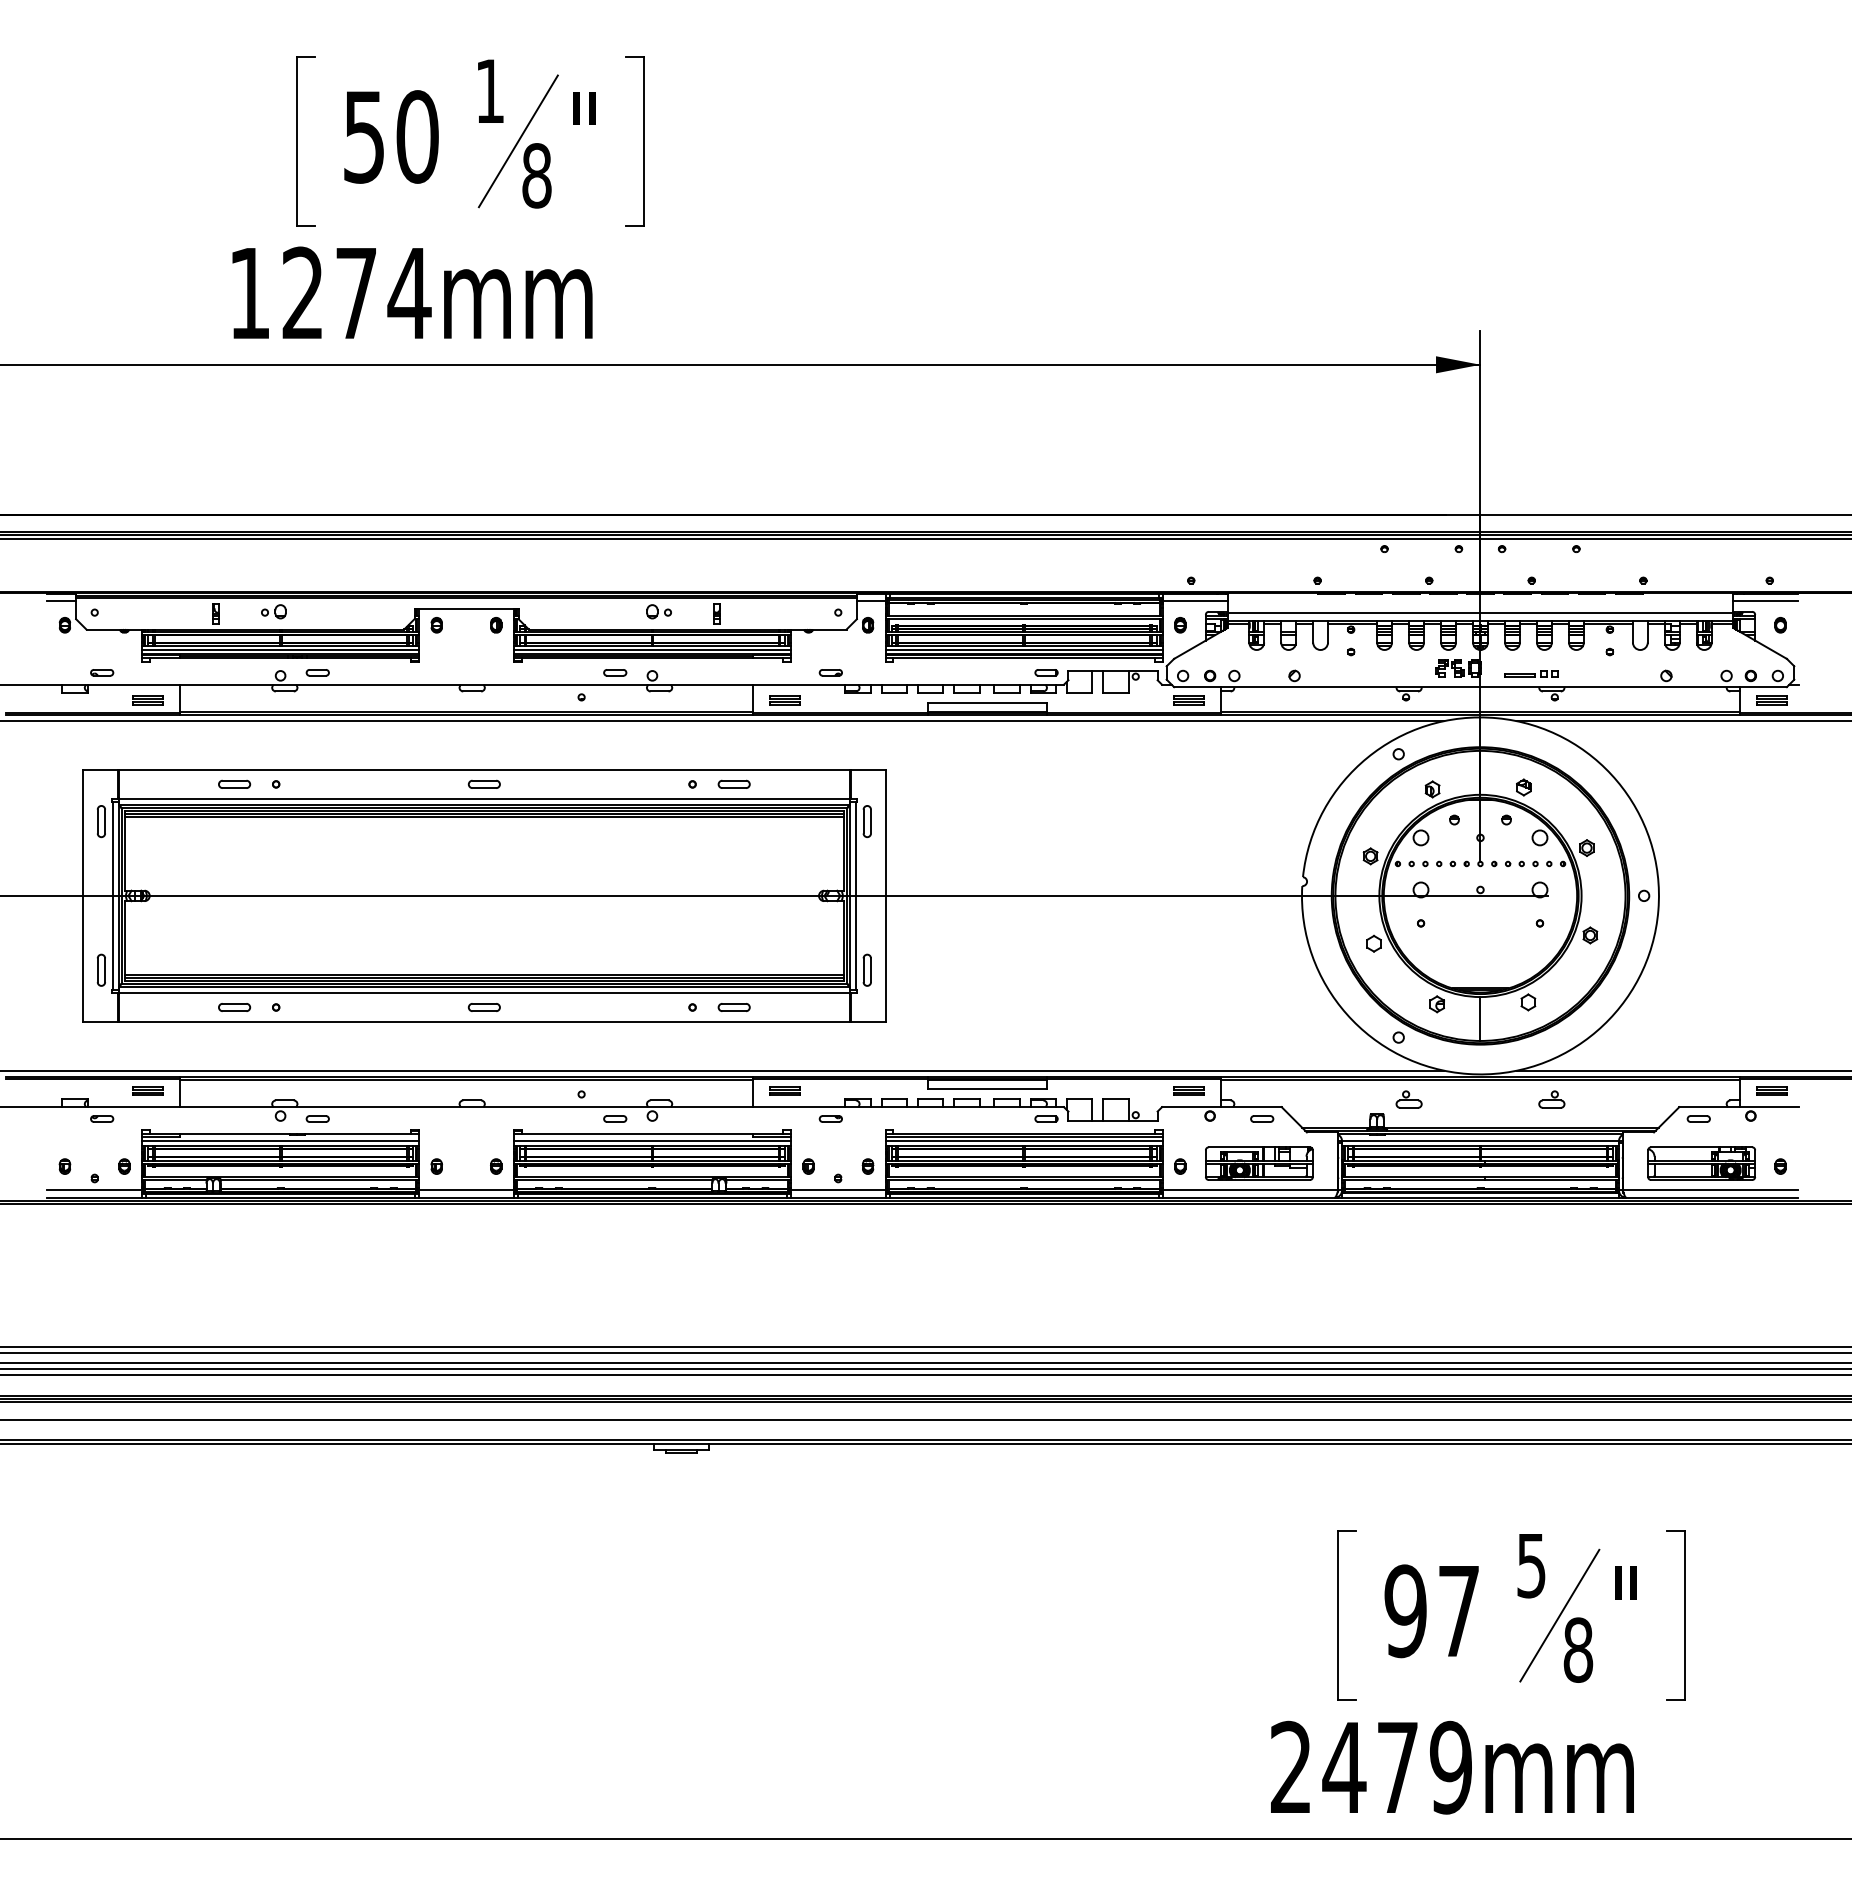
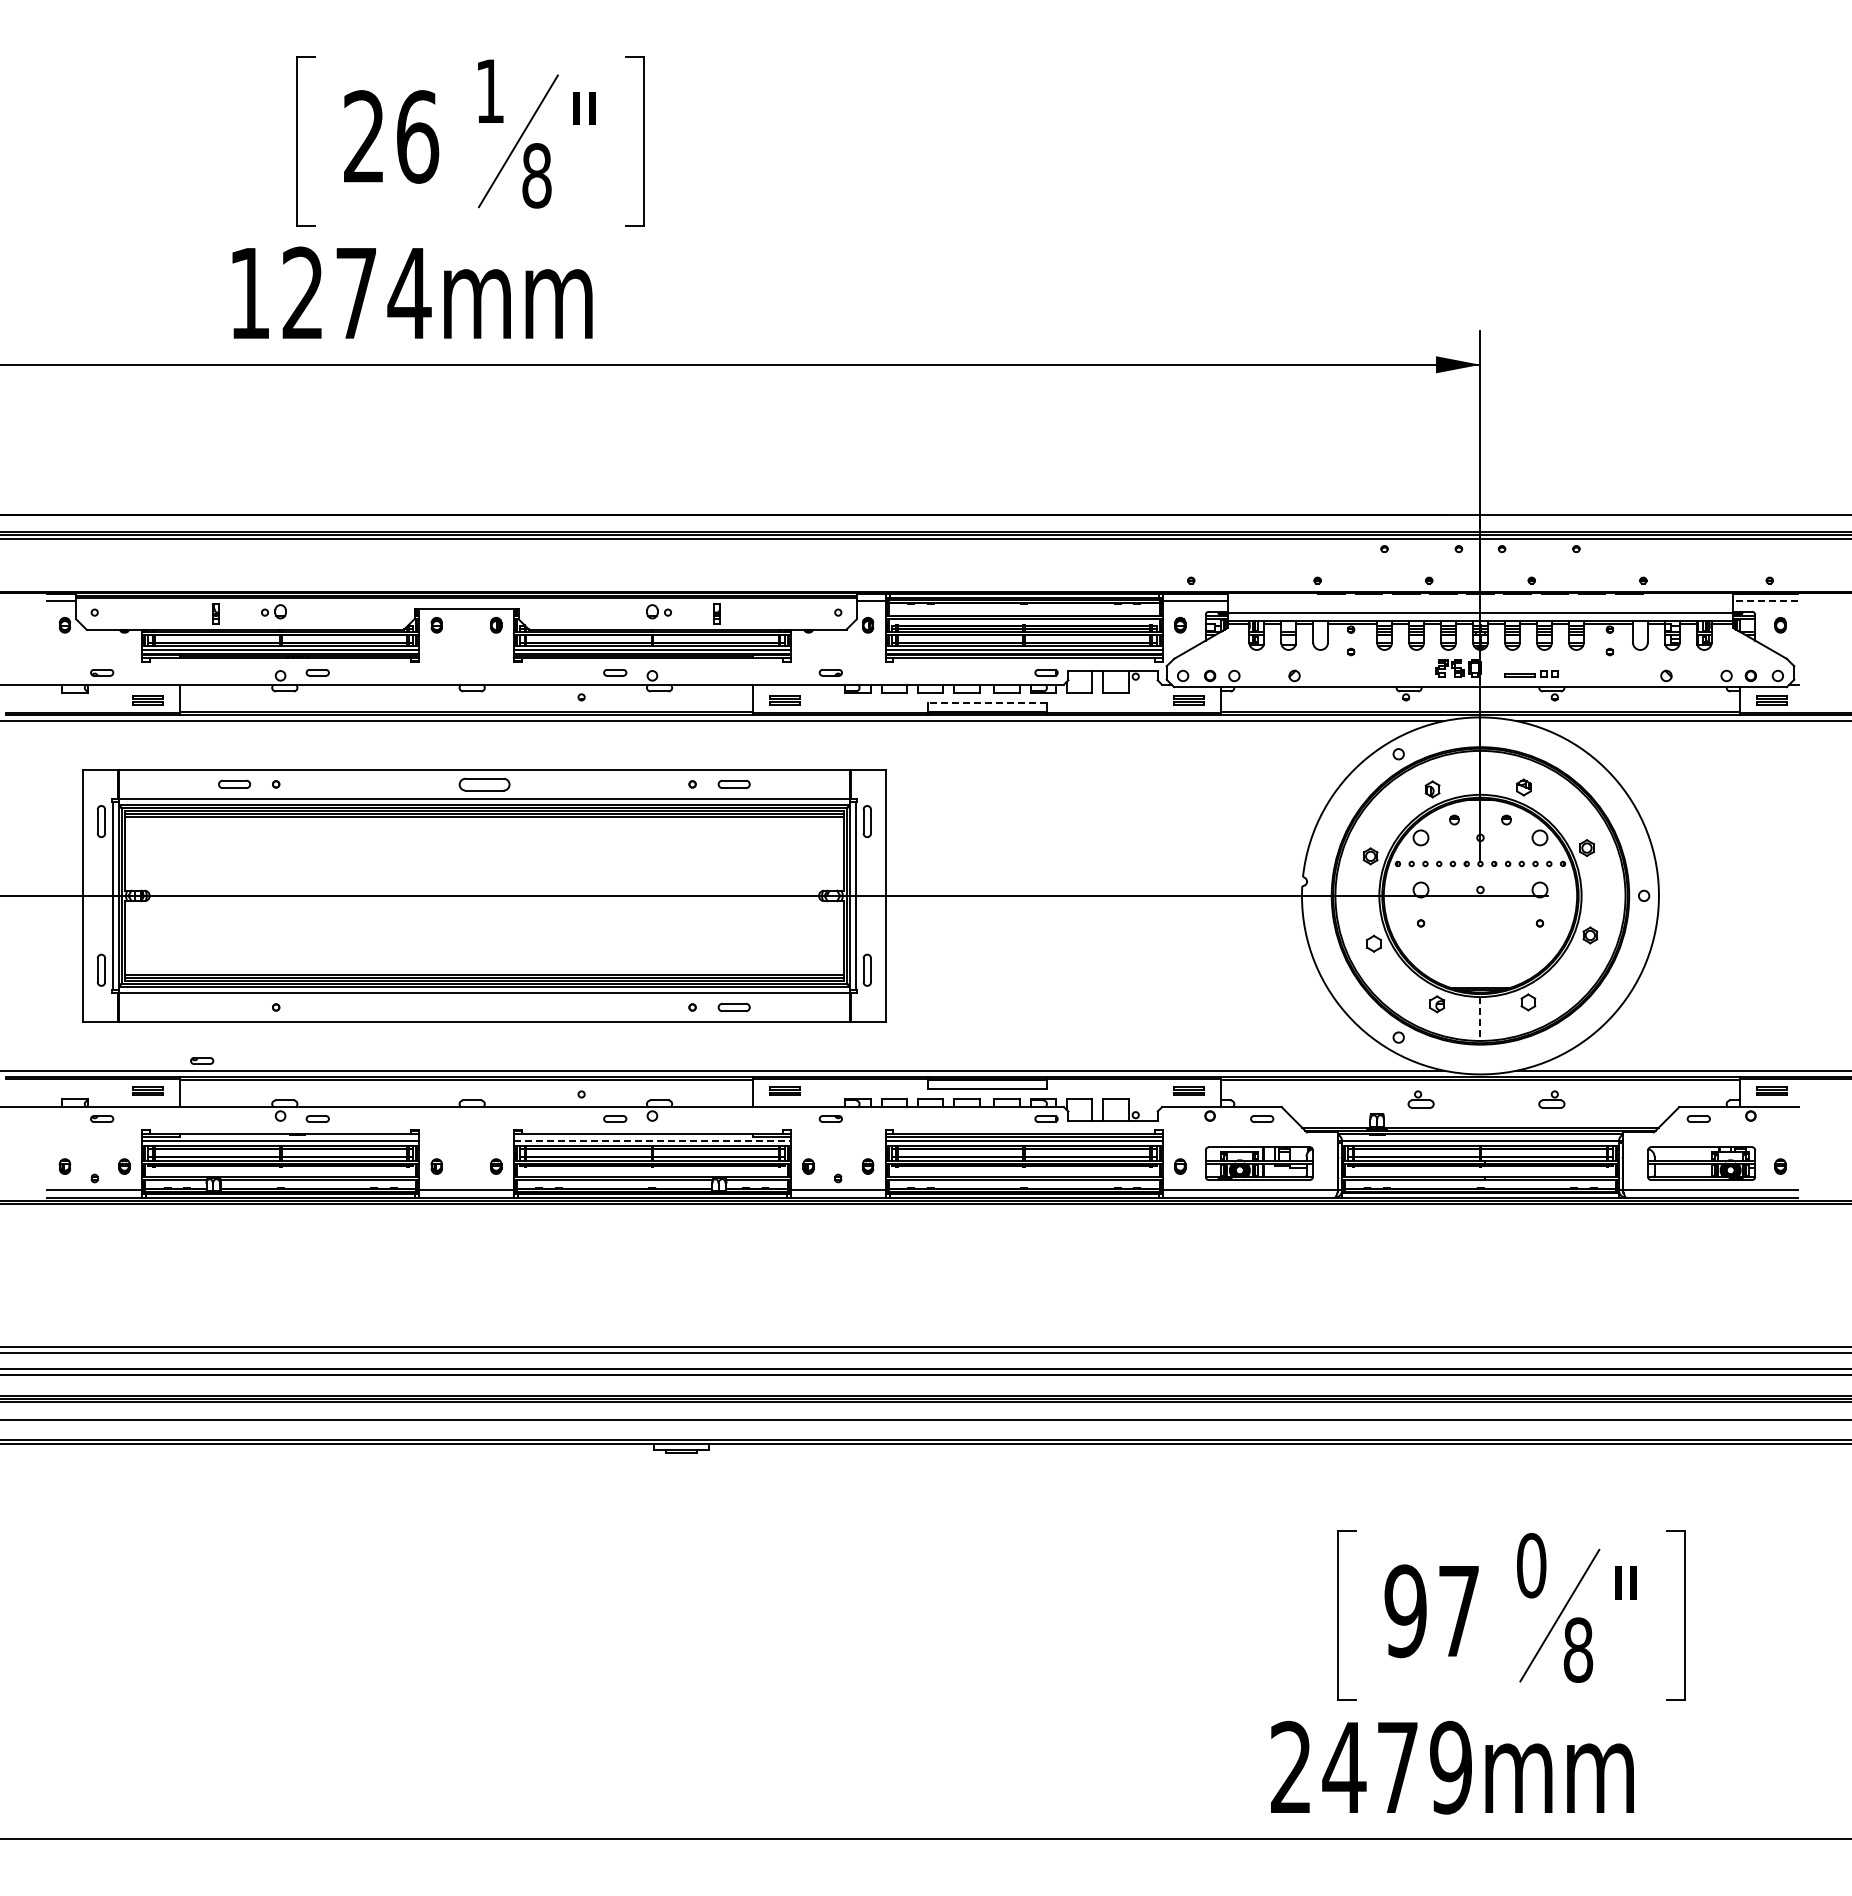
text: 50 -> 26 (391, 136)
line: solid -> dashed (1765, 601)
line: solid -> dashed (986, 703)
part size: 34x10 px -> 53x15 px (484, 784)
part: present -> none (234, 1007)
part: present -> none (483, 1007)
line: solid -> dashed (1480, 1019)
part: none -> present (202, 1060)
part position: (1408, 1099) -> (1420, 1099) (1420, 1099)
line: solid -> dashed (652, 1141)
line: present -> none (925, 1362)
text: 5 -> 0 (1531, 1565)
